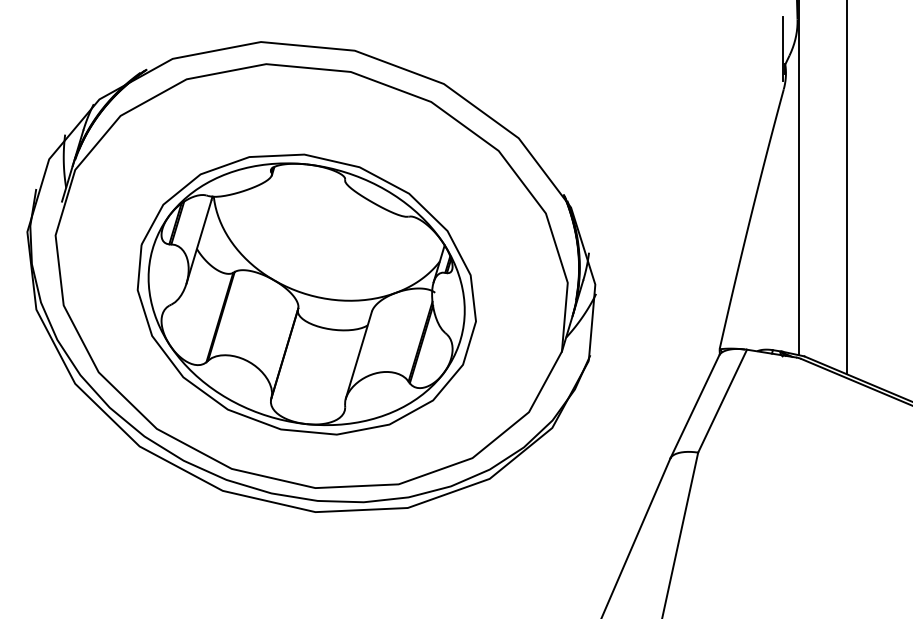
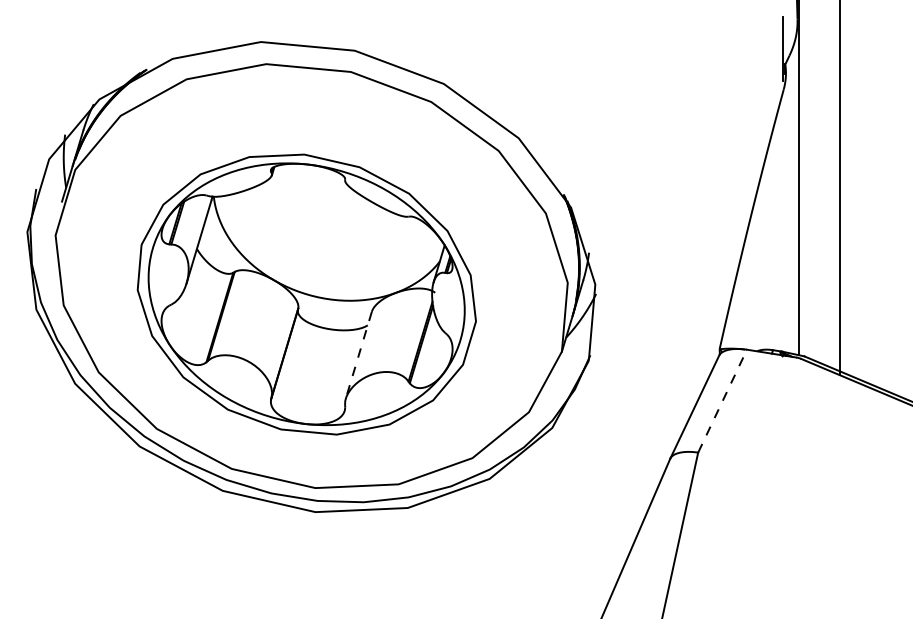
line position: (846, 188) -> (839, 188) (839, 188)
line: solid -> dashed (358, 355)
line: solid -> dashed (722, 401)
